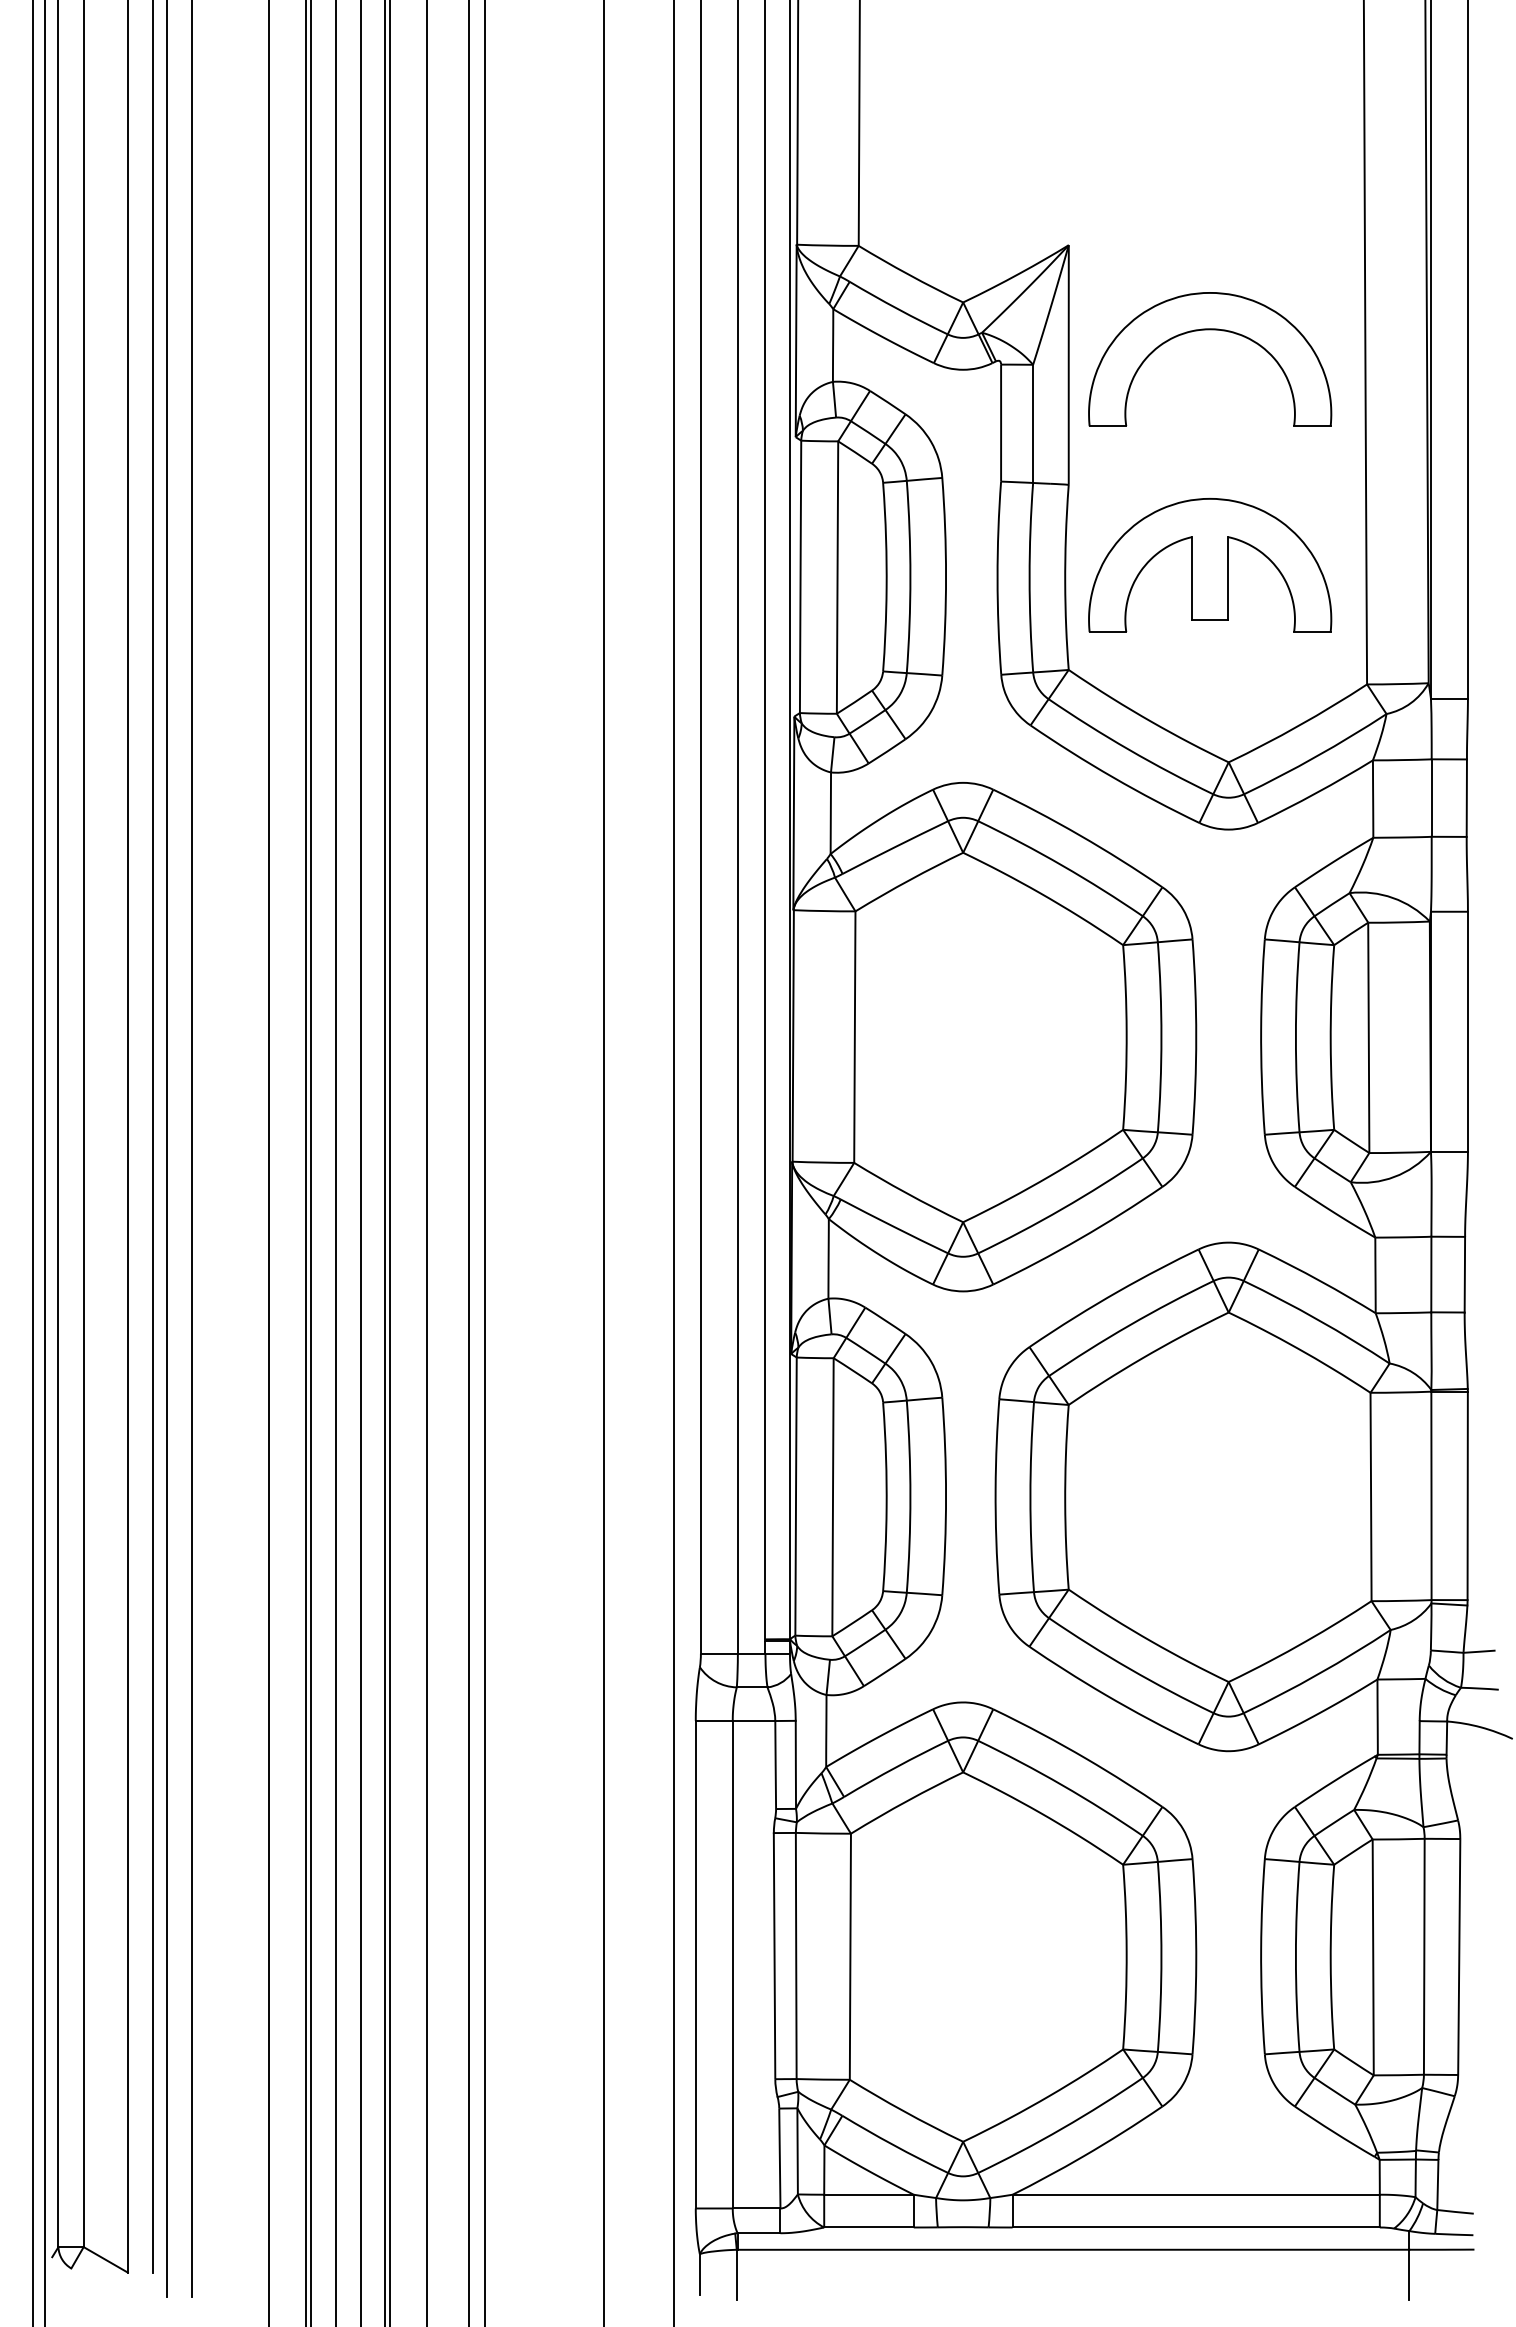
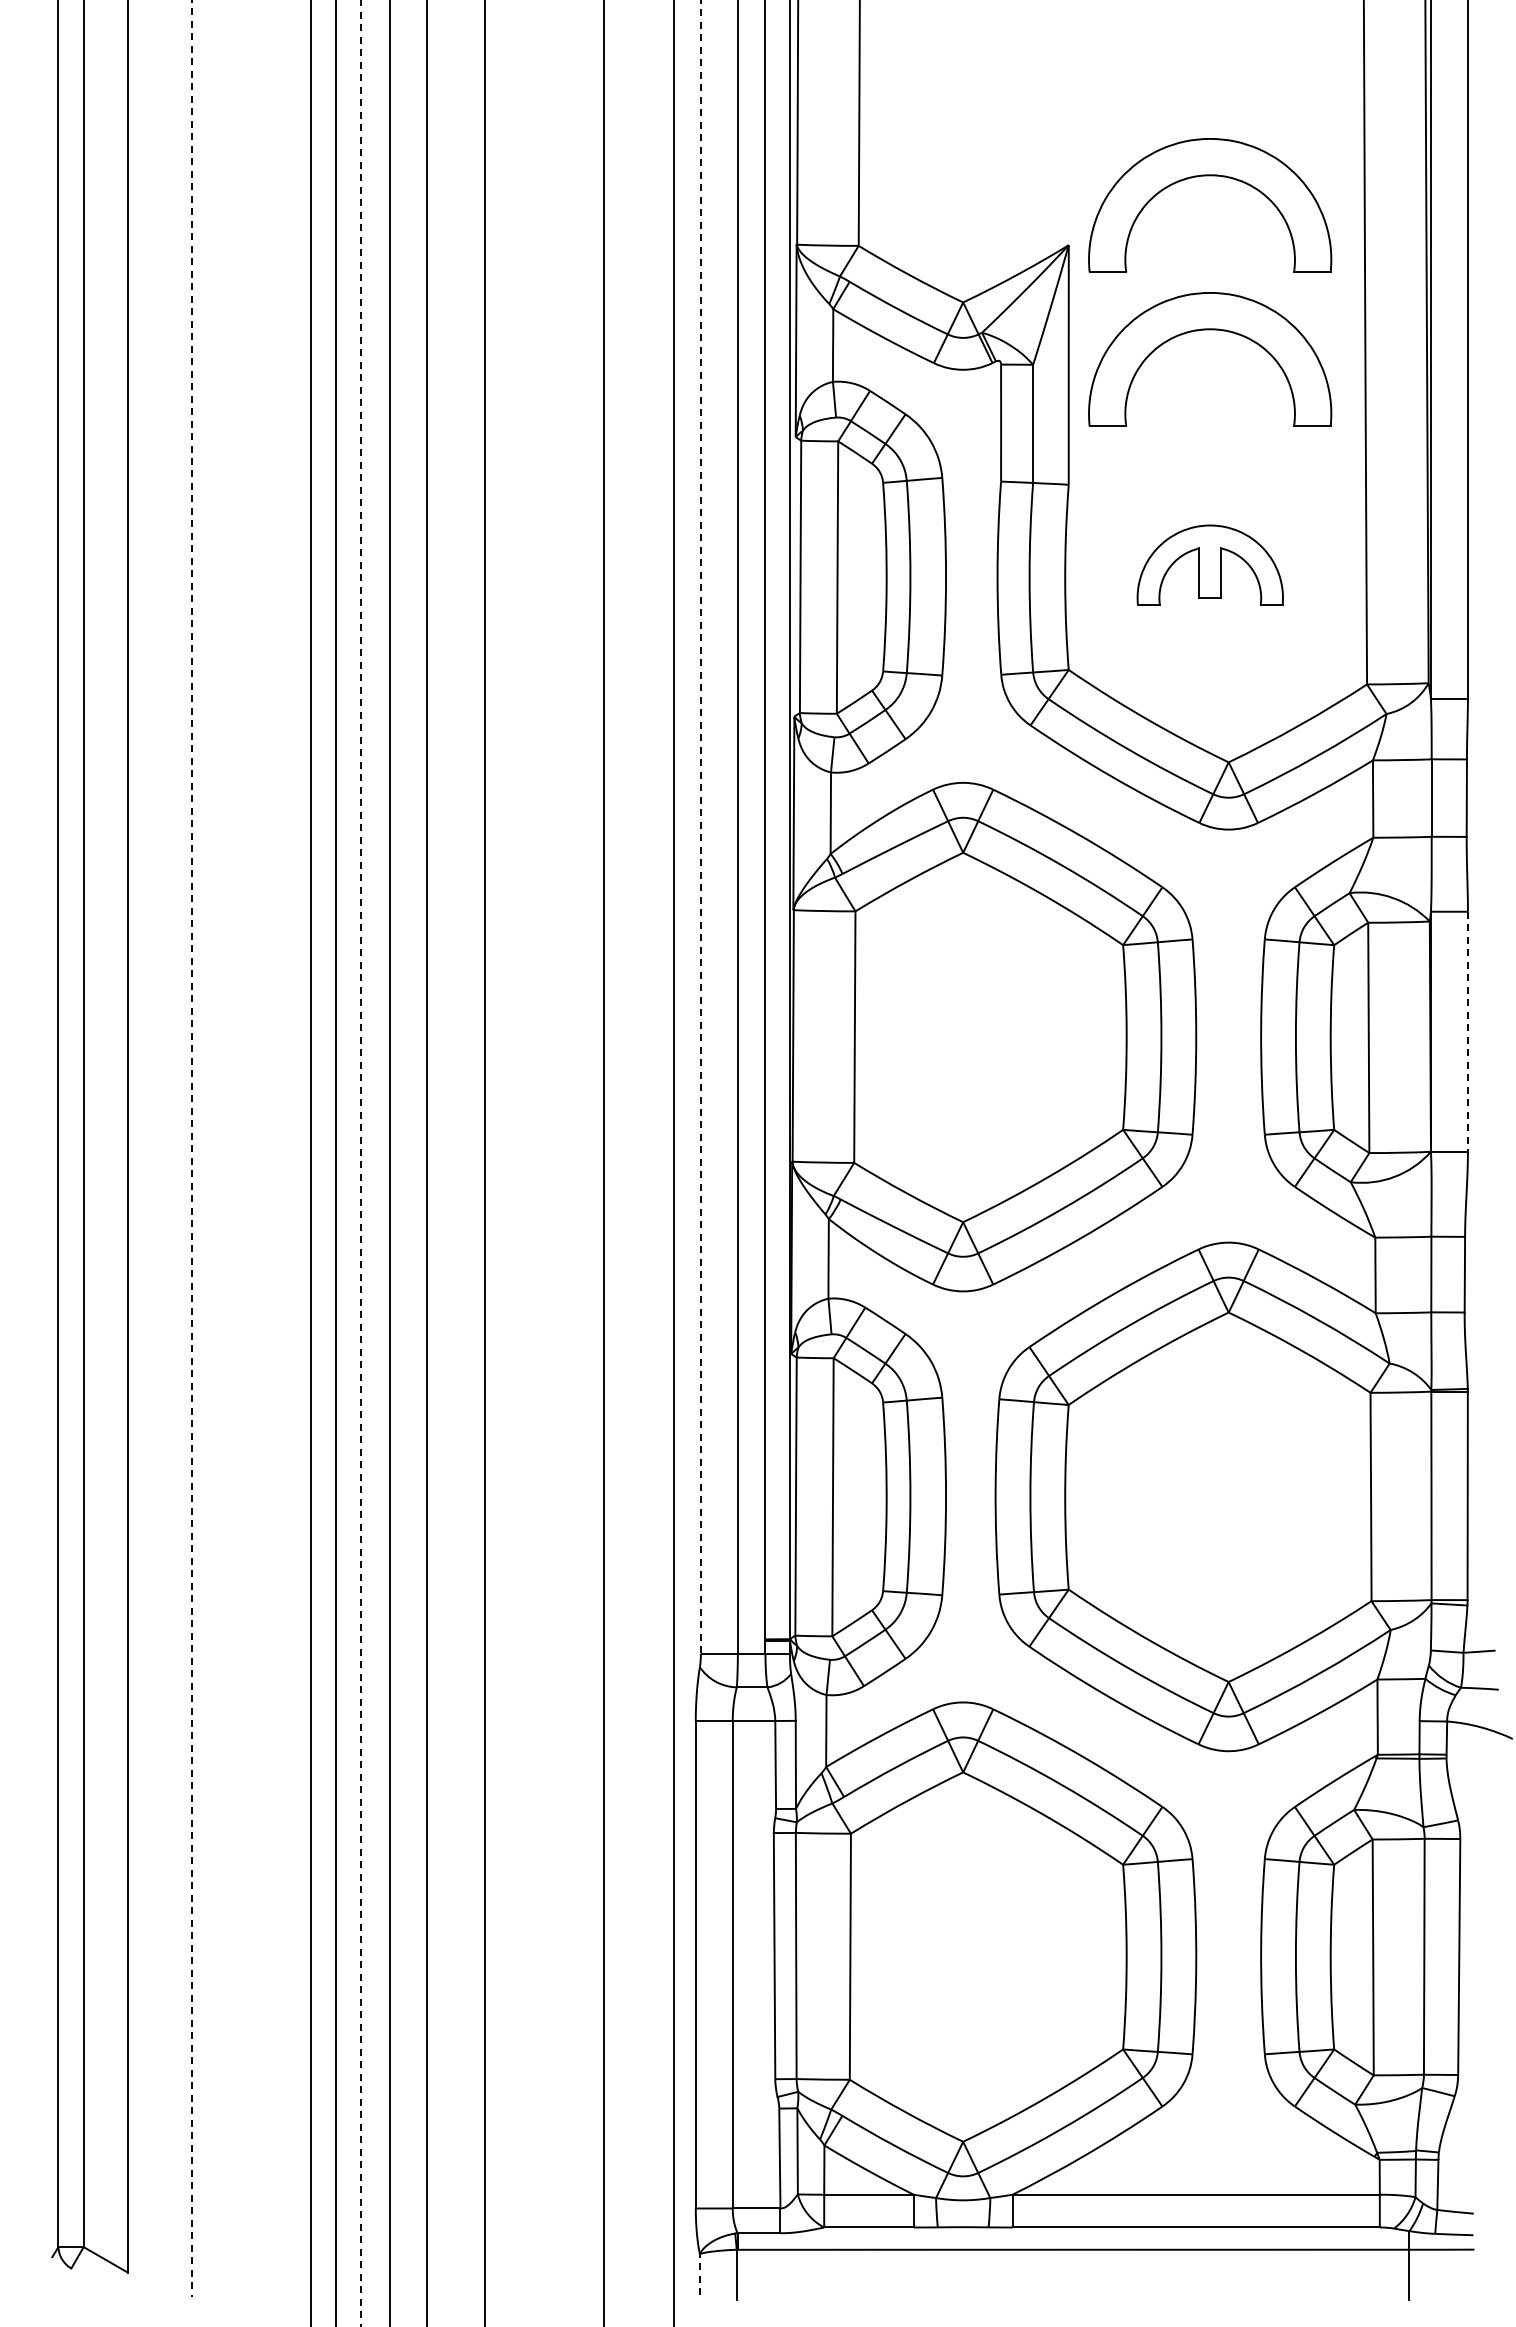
part: none -> present (1210, 176)
part size: 245x135 px -> 148x82 px (1209, 564)
line: solid -> dashed (700, 827)
line: solid -> dashed (1467, 1032)
line: present -> none (152, 1137)
line: present -> none (166, 1149)
line: solid -> dashed (192, 1149)
line: present -> none (32, 1162)
line: present -> none (45, 1162)
line: present -> none (269, 1162)
line: present -> none (306, 1162)
line: present -> none (385, 1162)
line: present -> none (469, 1162)
line: solid -> dashed (360, 1163)
line: solid -> dashed (699, 2274)
